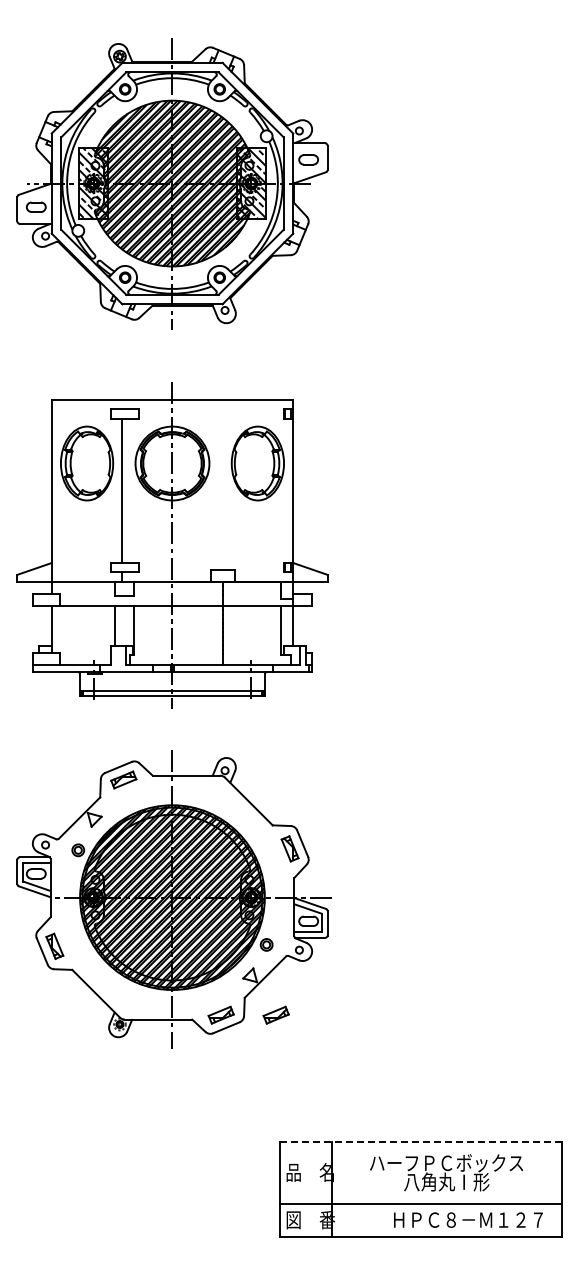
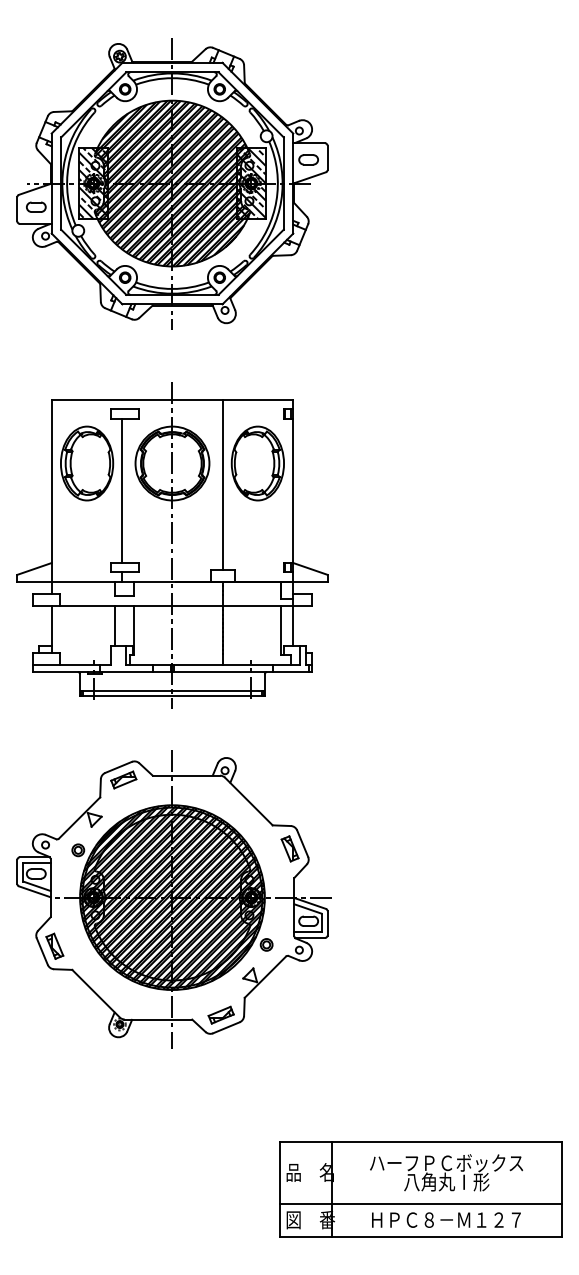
line: none -> present (222, 484)
part: present -> none (275, 1014)
line: dashed -> solid (420, 1142)
text position: (468, 1219) -> (446, 1219) (446, 1219)
